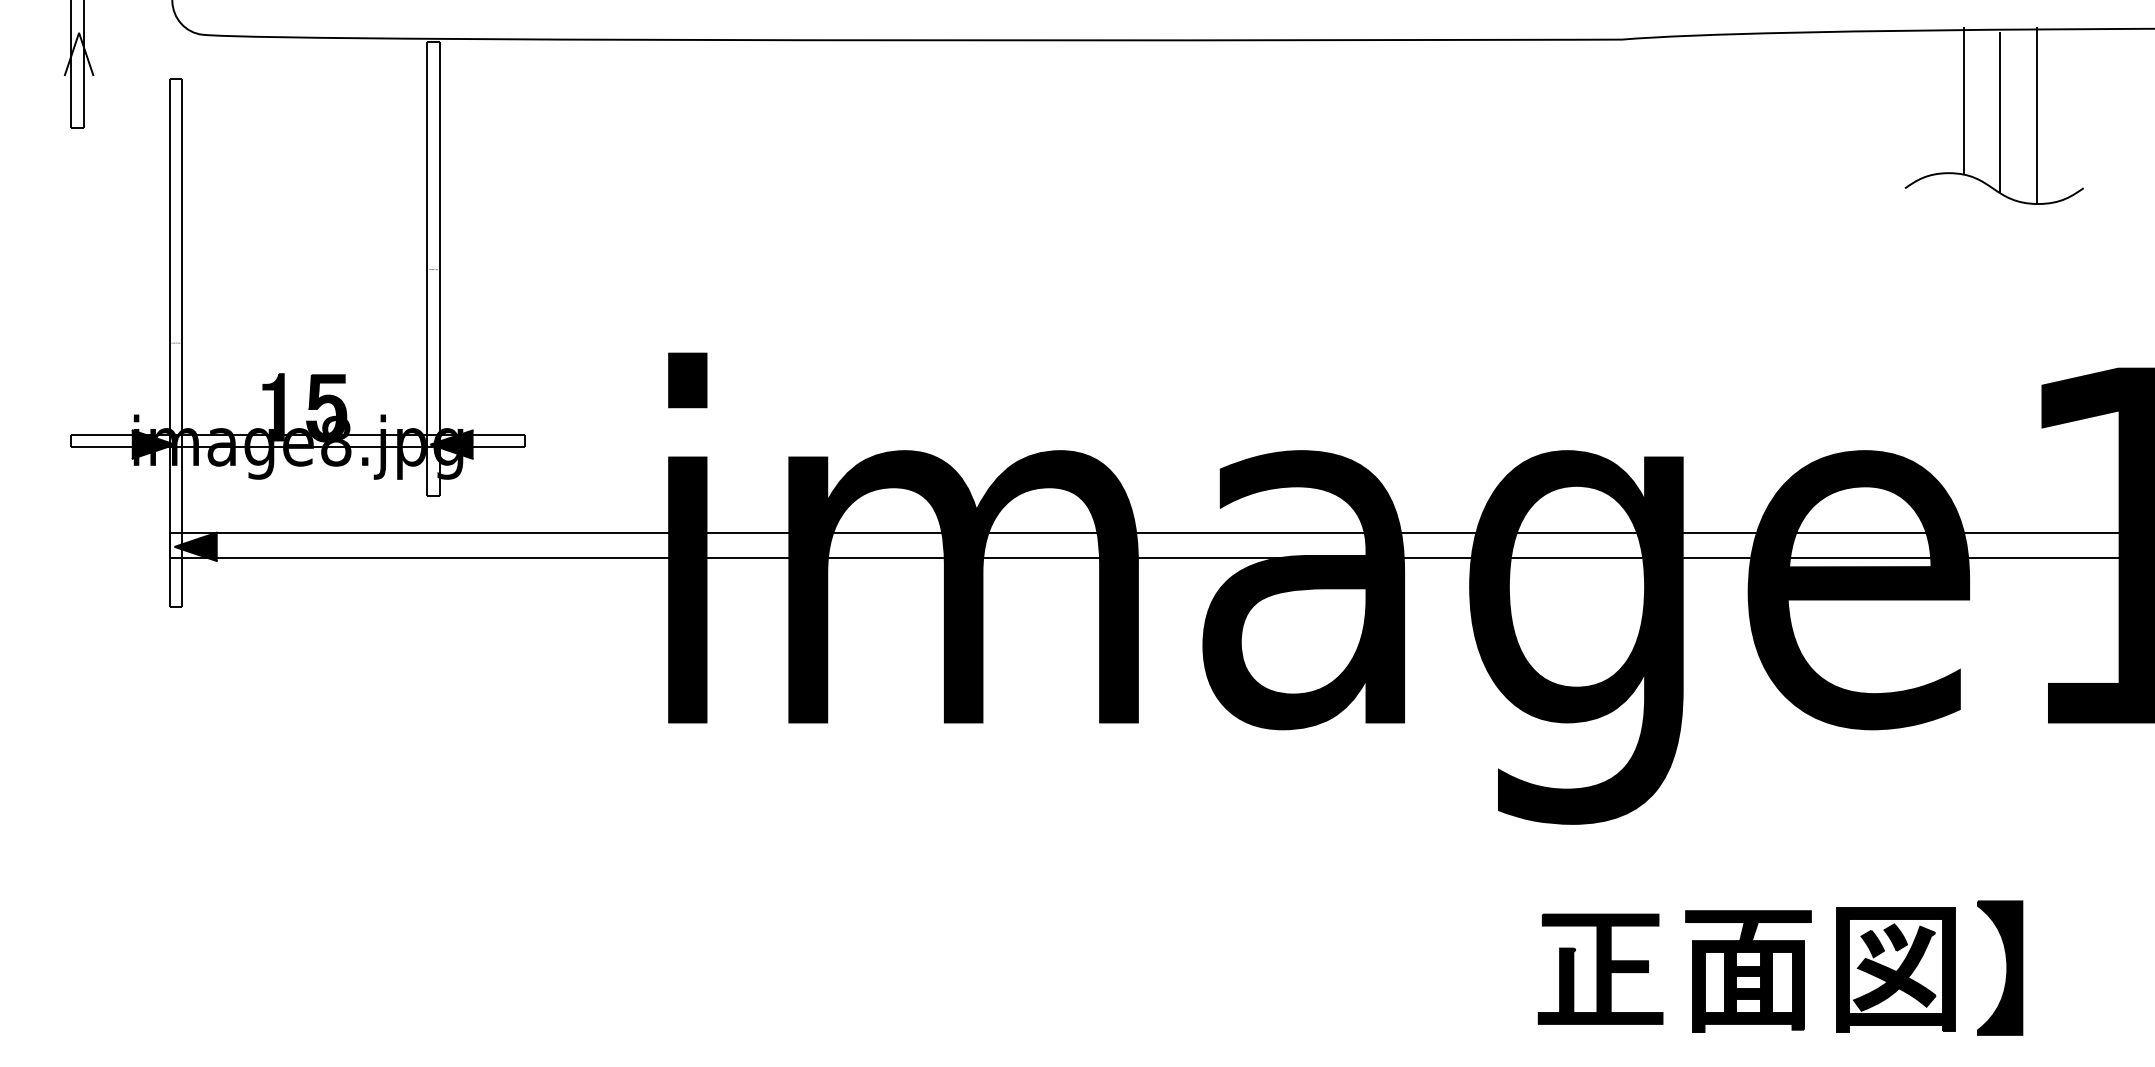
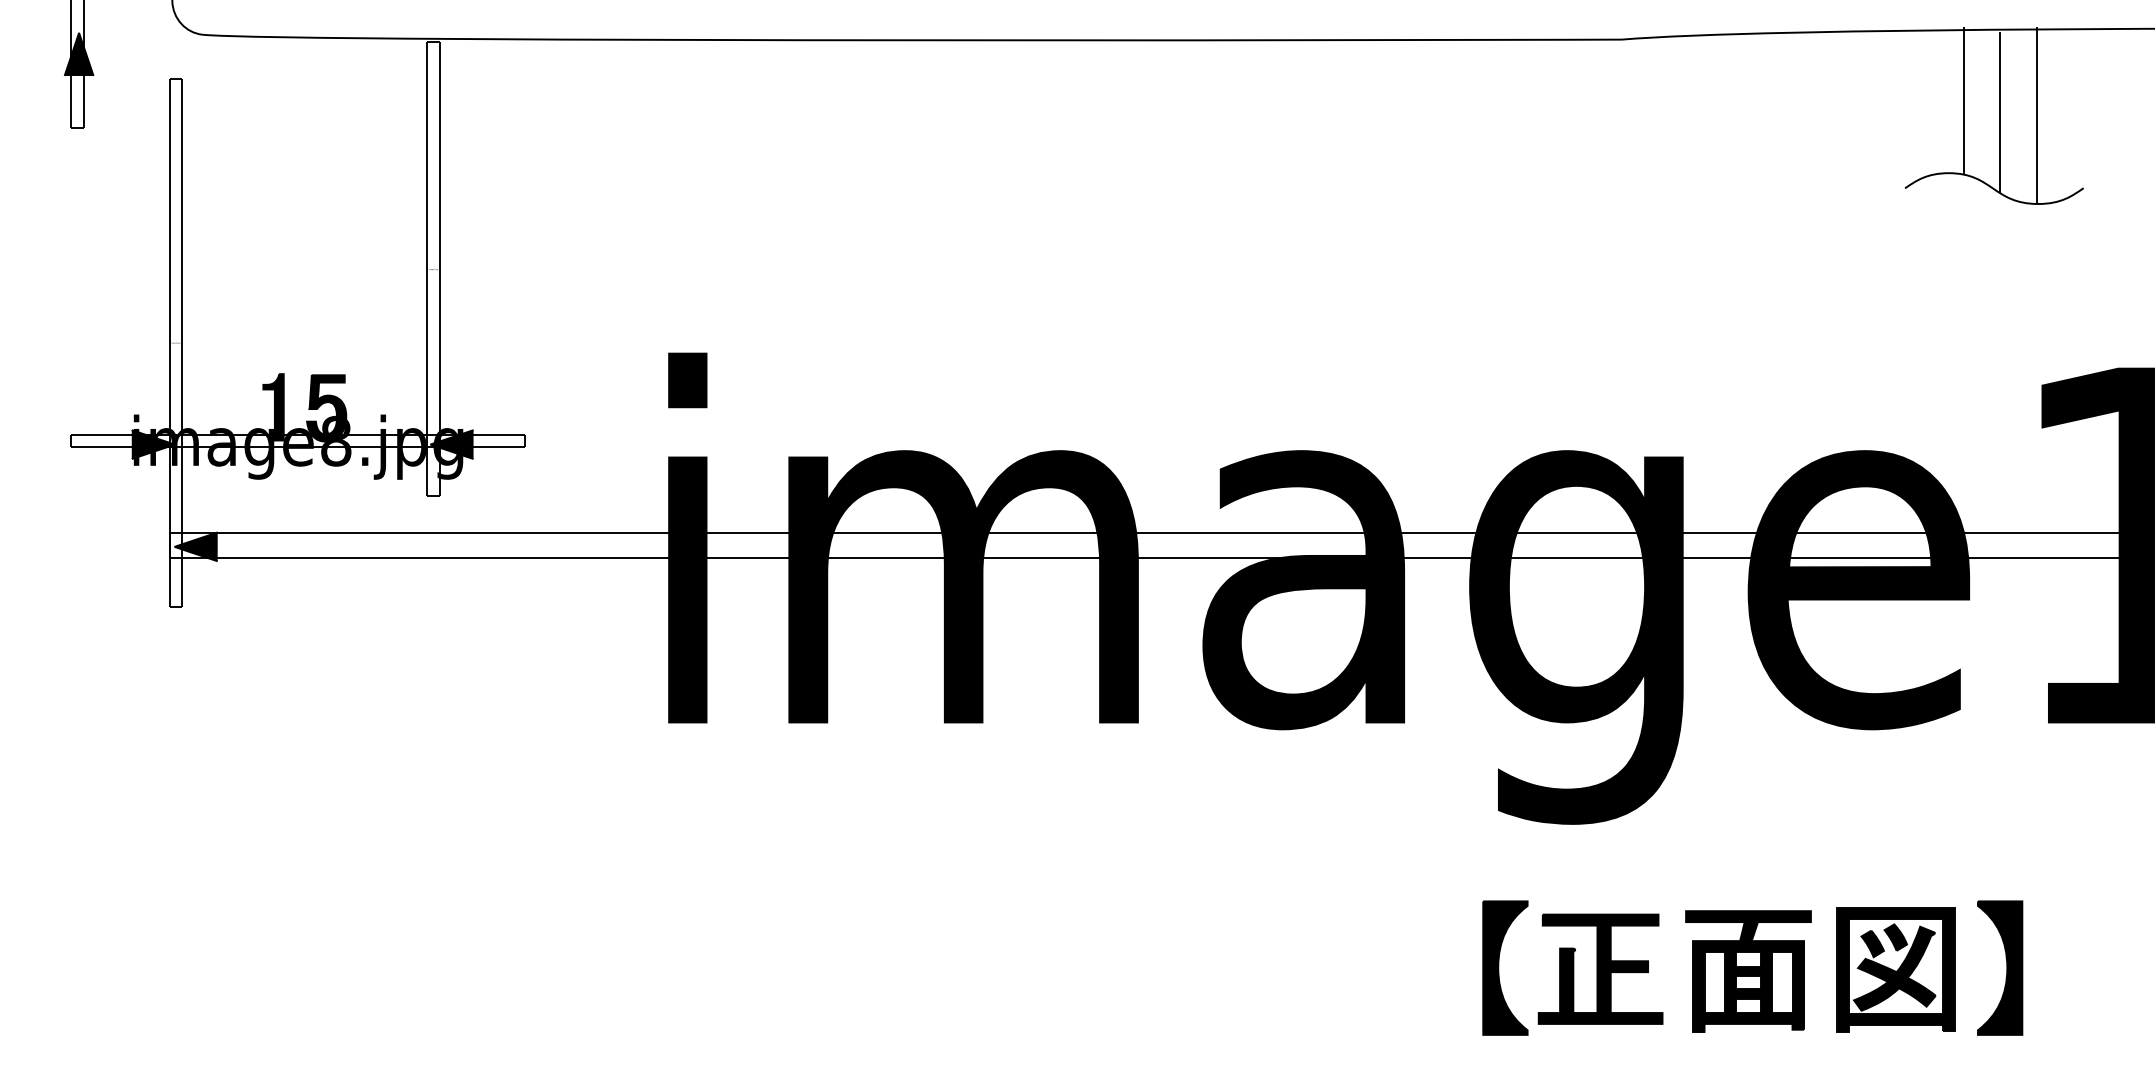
fill: none -> present (78, 53)
part: none -> present (1505, 967)
